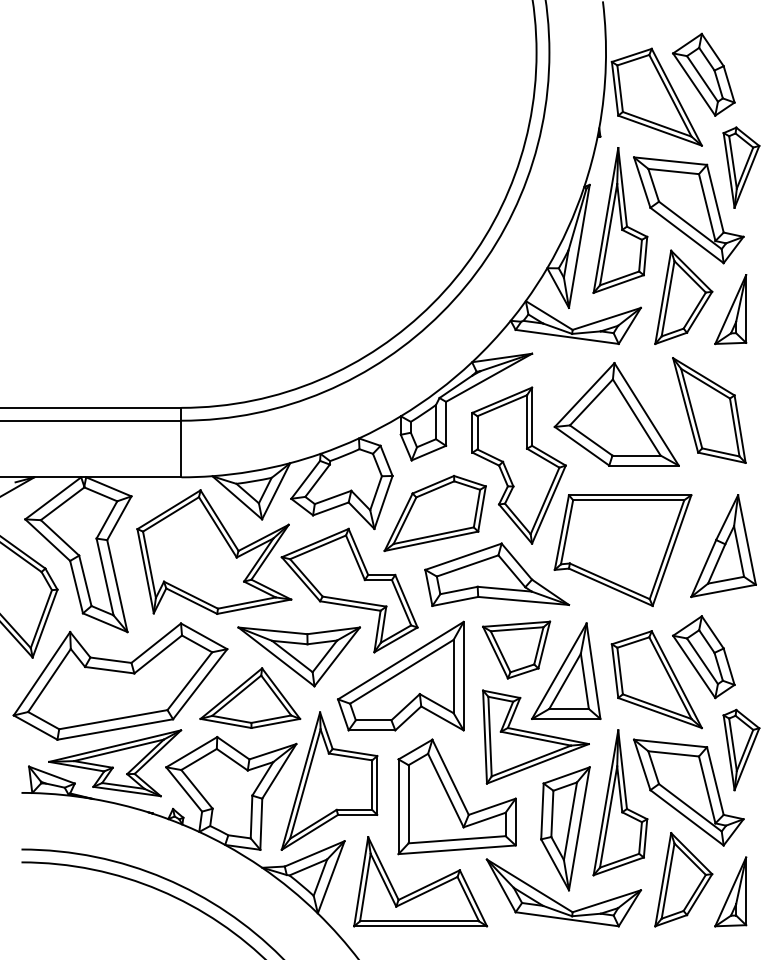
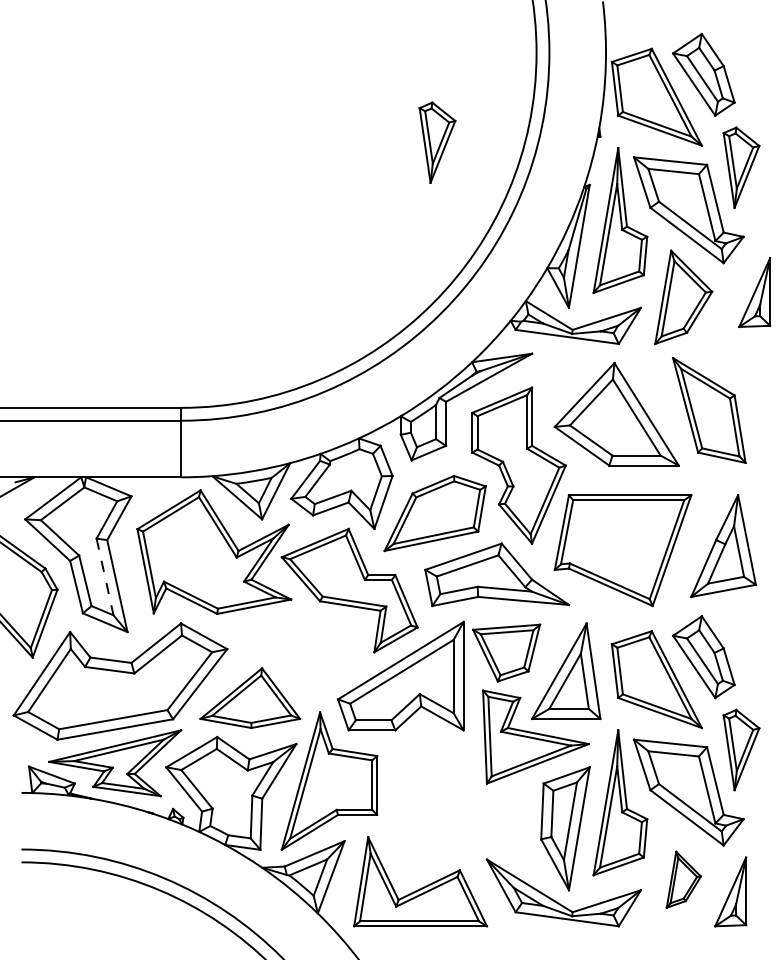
part: none -> present (437, 142)
part position: (730, 309) -> (754, 292) (754, 292)
line: solid -> dashed (105, 577)
part position: (516, 649) -> (506, 652) (506, 652)
part: present -> none (298, 656)
part: present -> none (456, 796)
part size: 60x96 px -> 38x59 px (683, 879)
